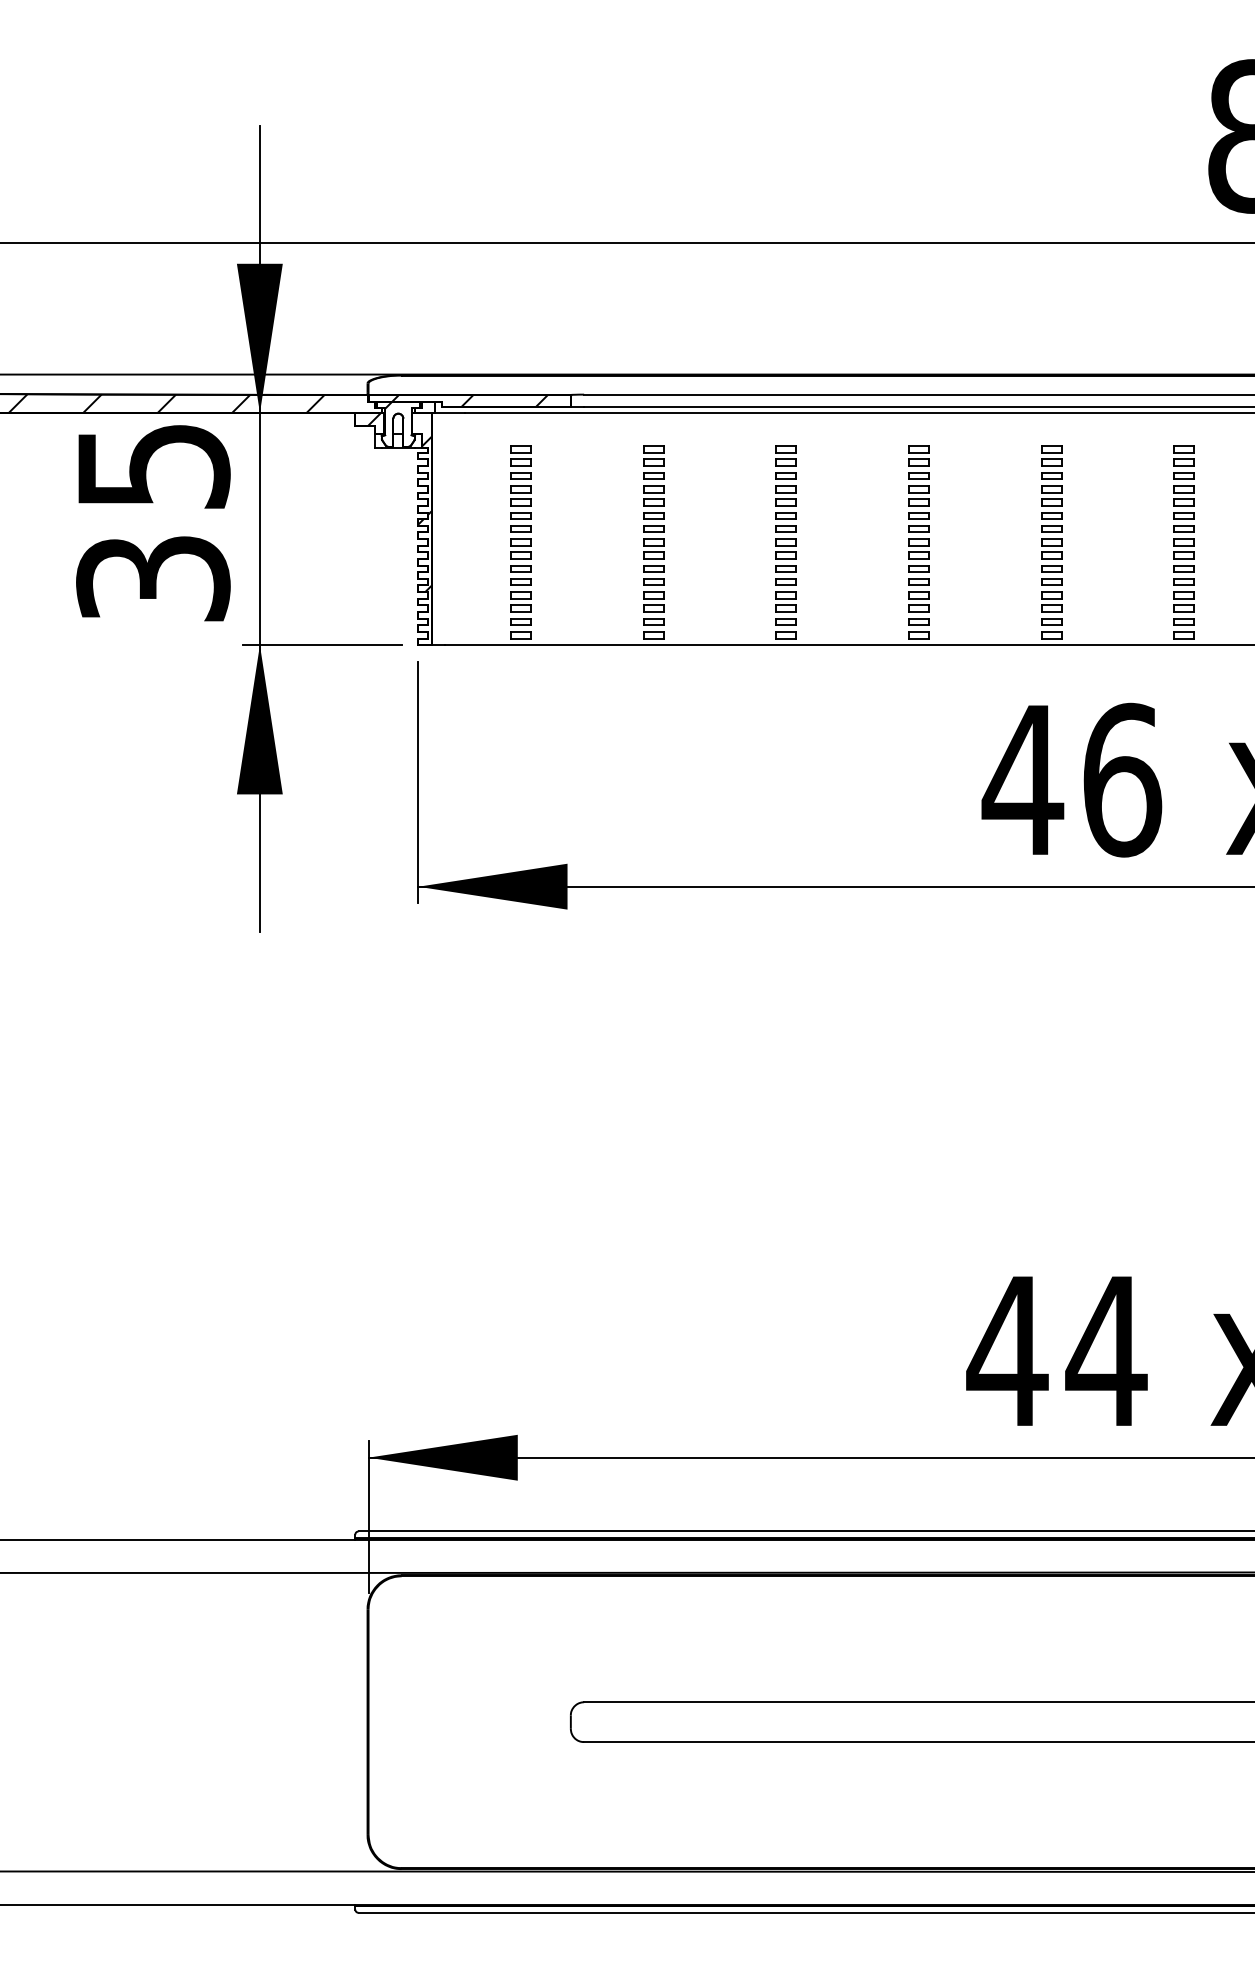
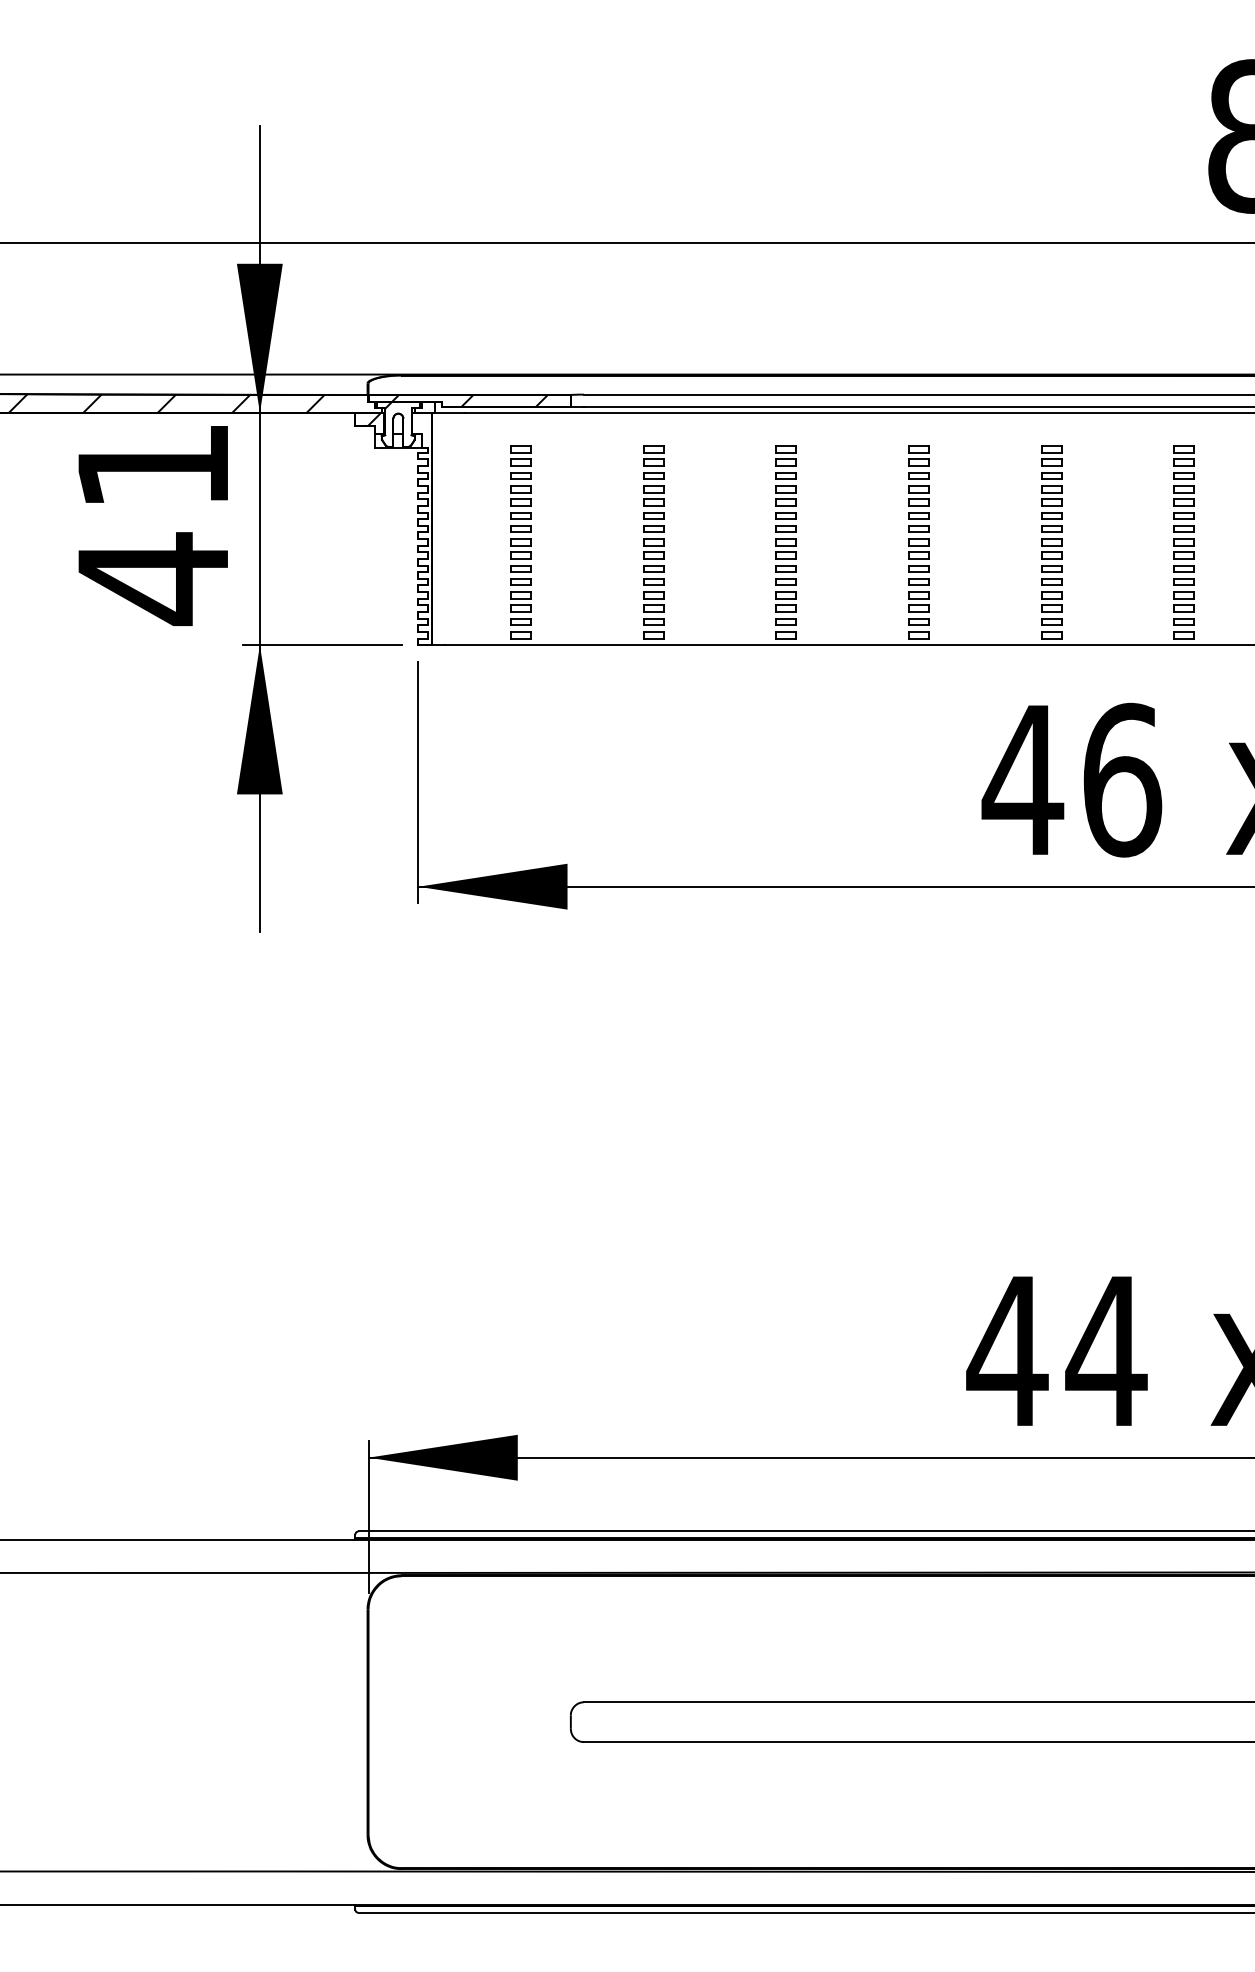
hatch: present -> none (424, 517)
text: 35 -> 41 (153, 525)
